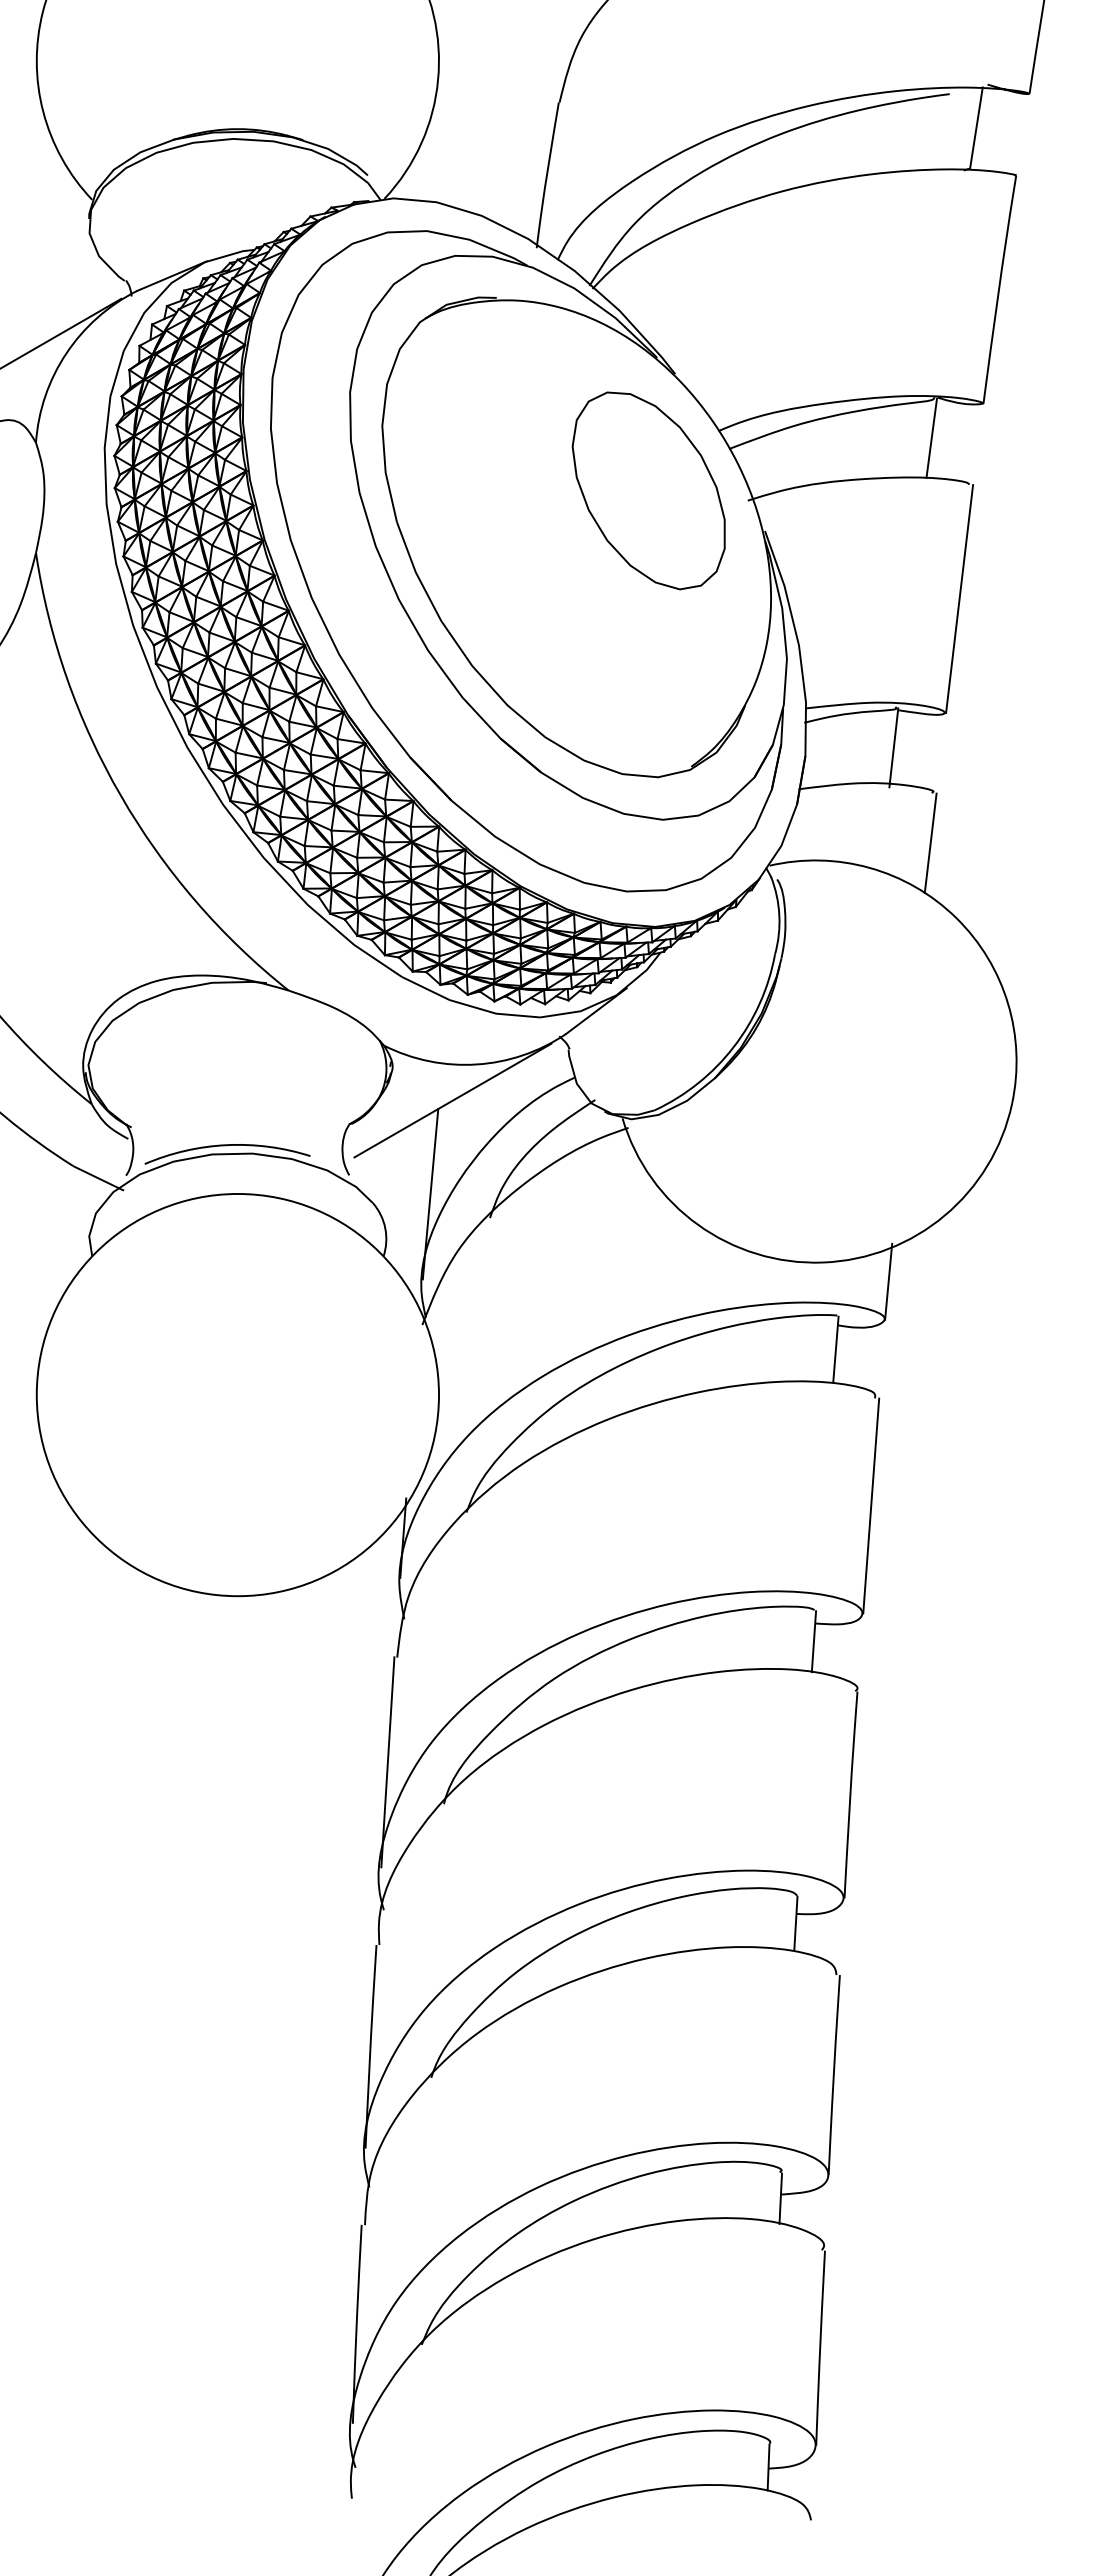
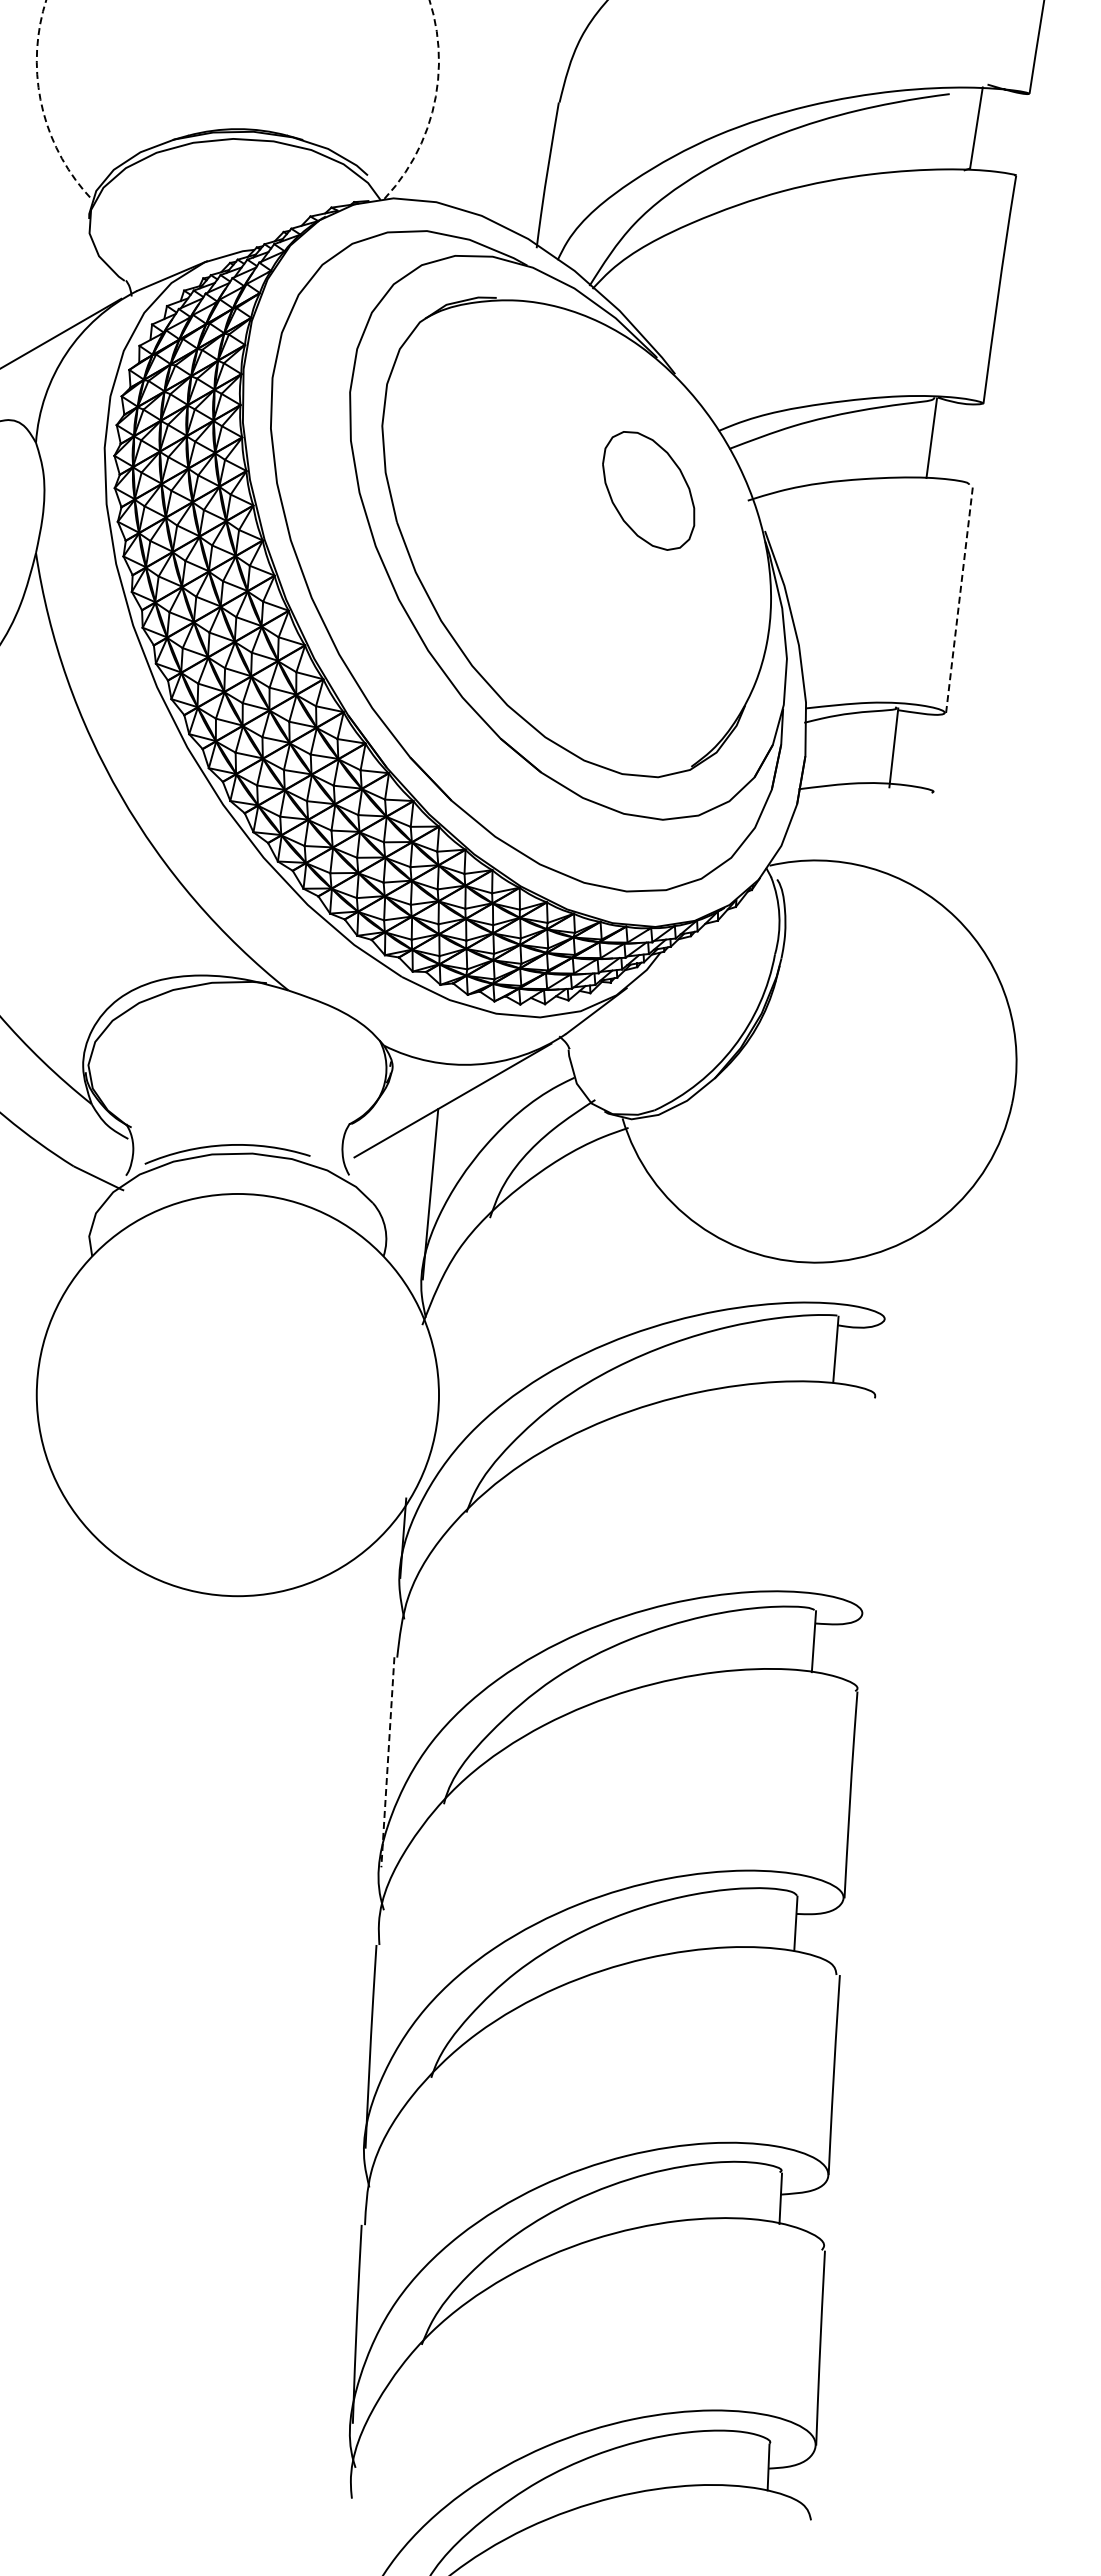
arc: solid -> dashed (434, 104)
arc: solid -> dashed (42, 106)
part size: 155x200 px -> 94x120 px (648, 490)
line: solid -> dashed (959, 599)
line: present -> none (930, 843)
line: present -> none (888, 1281)
line: present -> none (871, 1505)
line: solid -> dashed (387, 1762)
